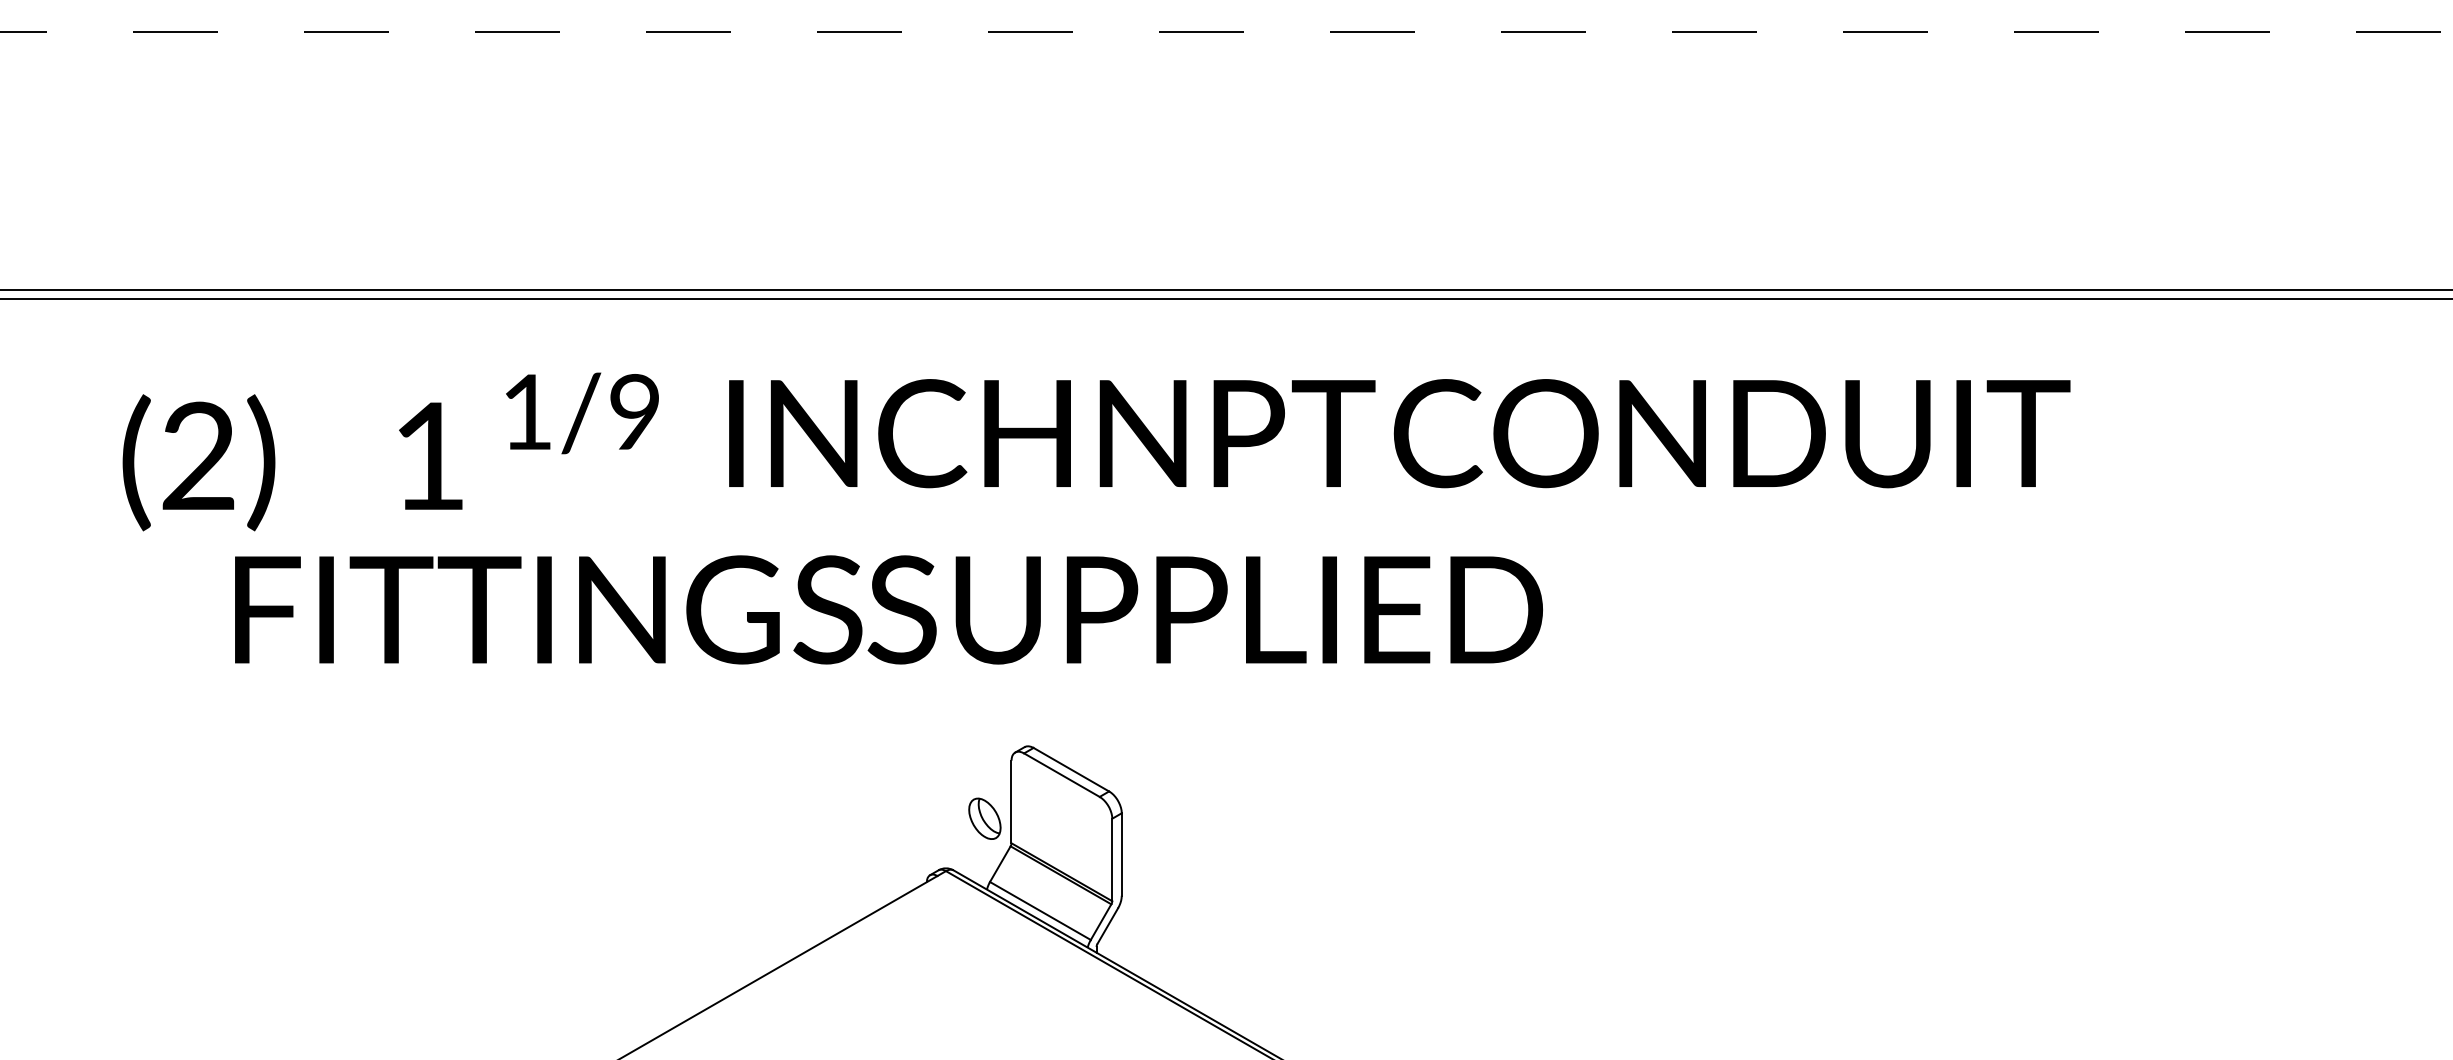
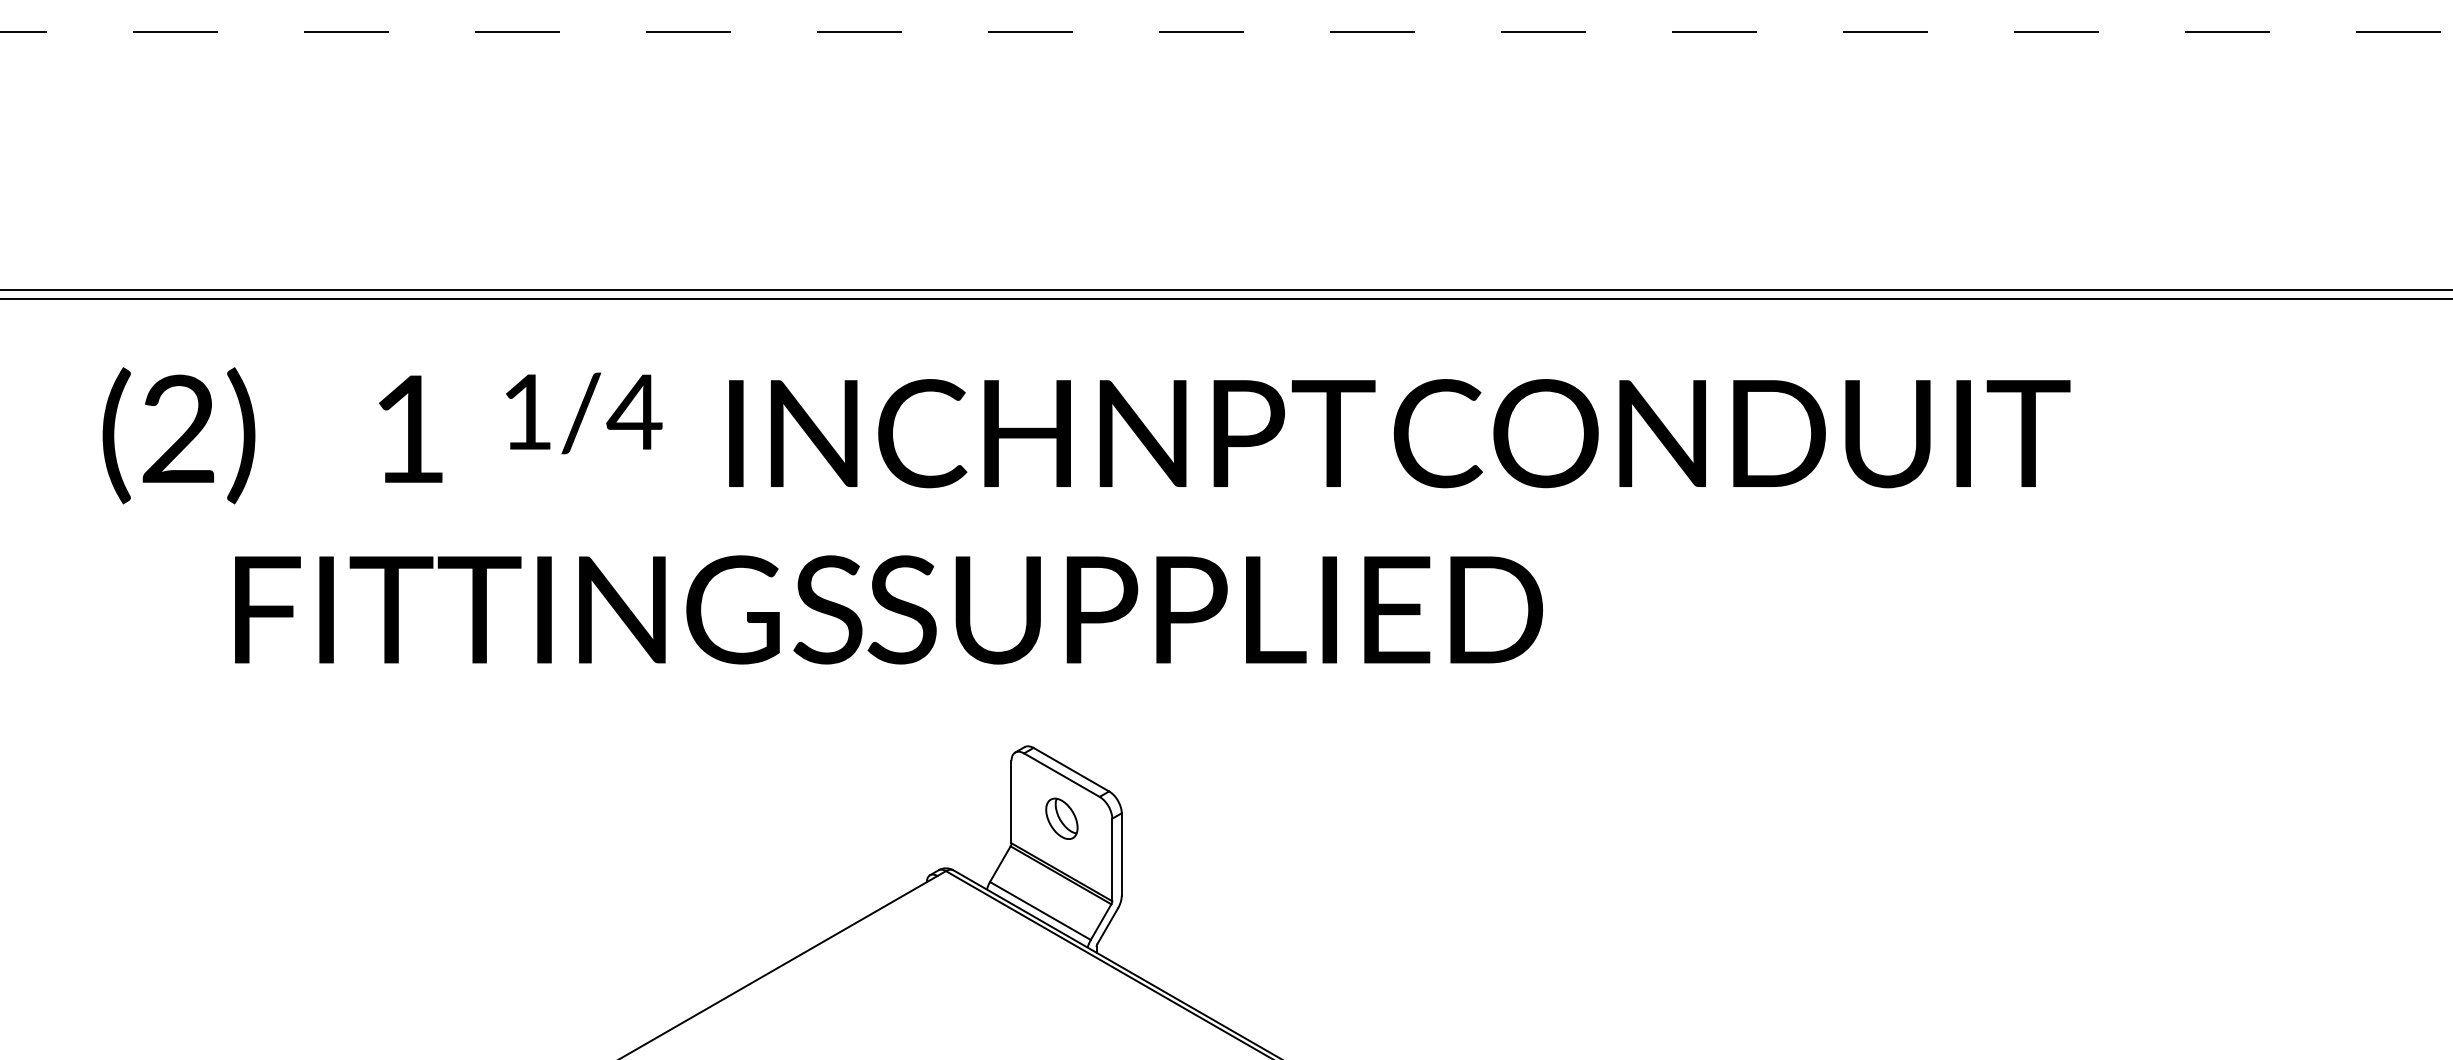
text: 1/9 -> 1/4 (634, 411)
text position: (292, 462) -> (272, 435) (272, 435)
part position: (984, 818) -> (1061, 818) (1061, 818)
